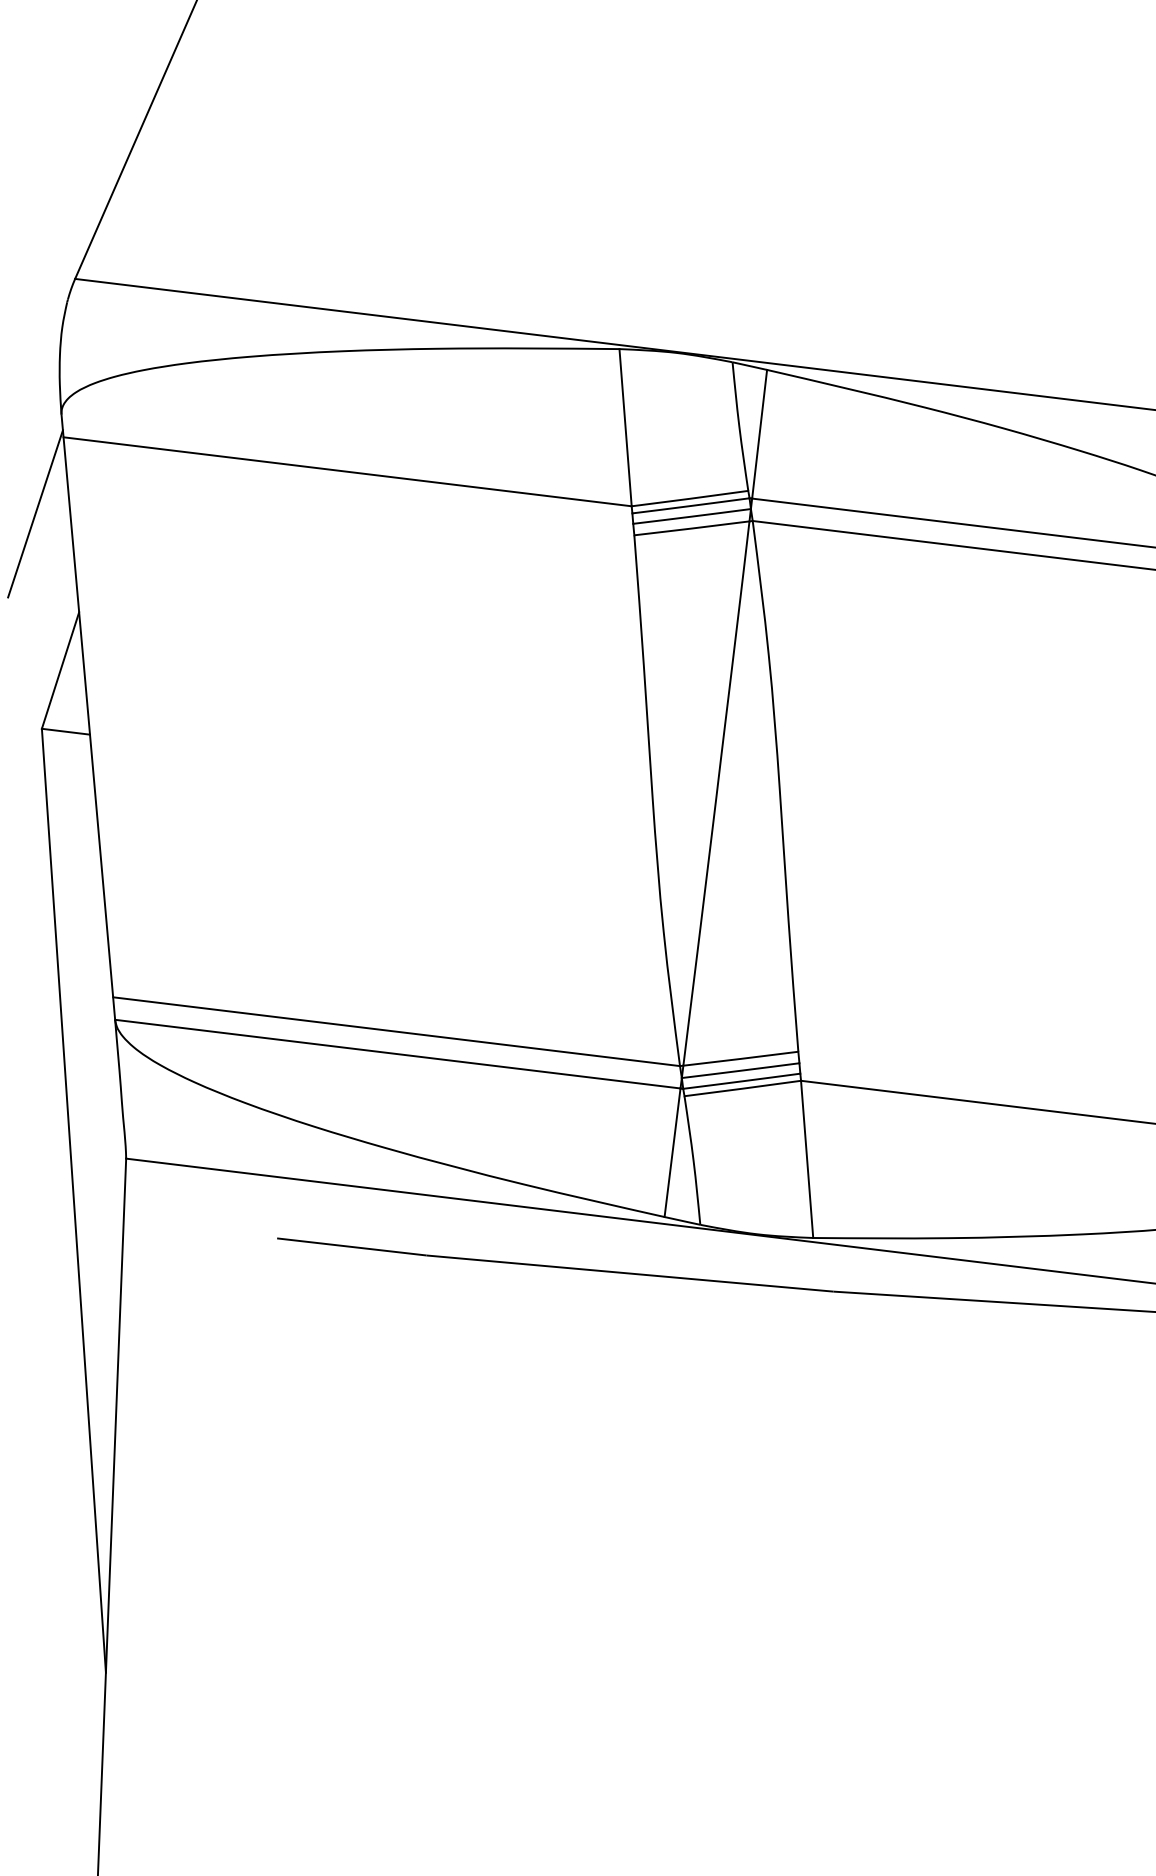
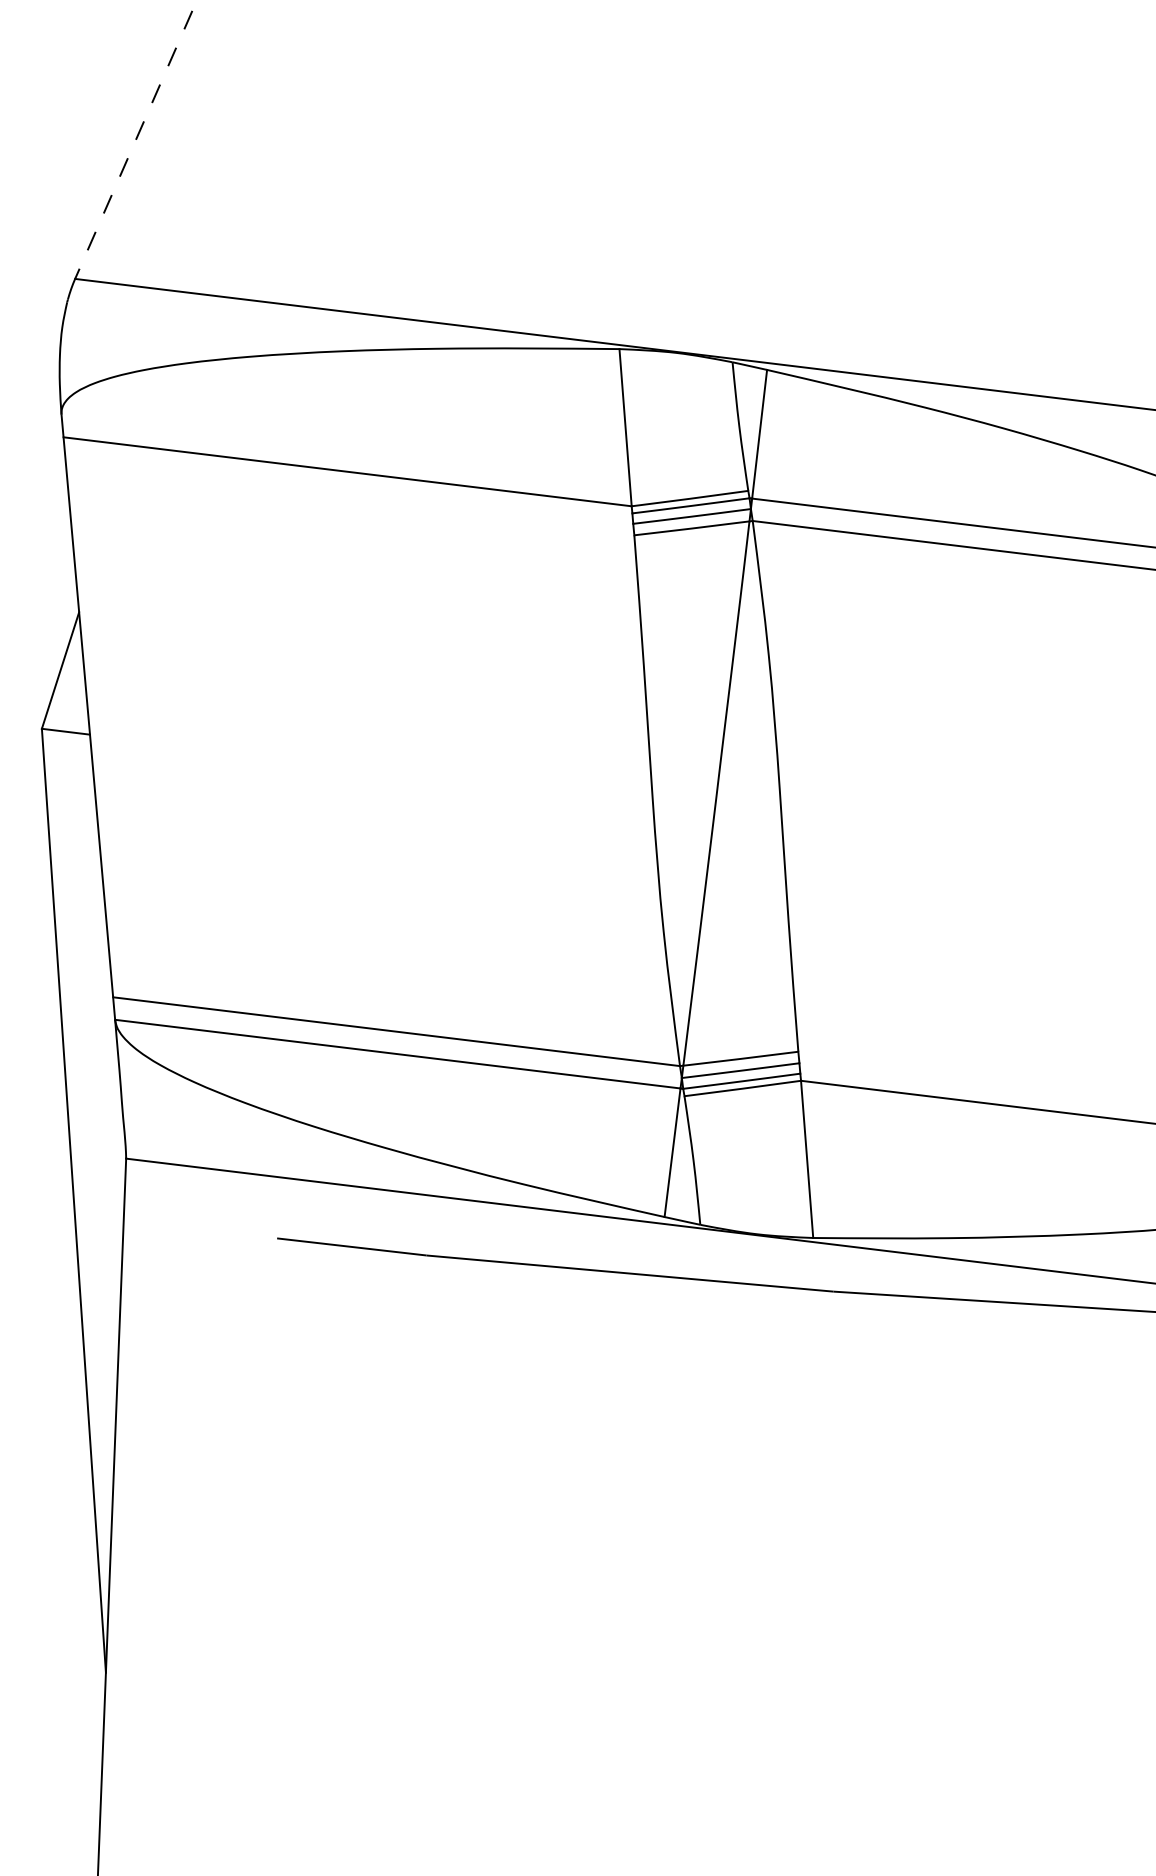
line: solid -> dashed (136, 139)
line: present -> none (35, 513)
